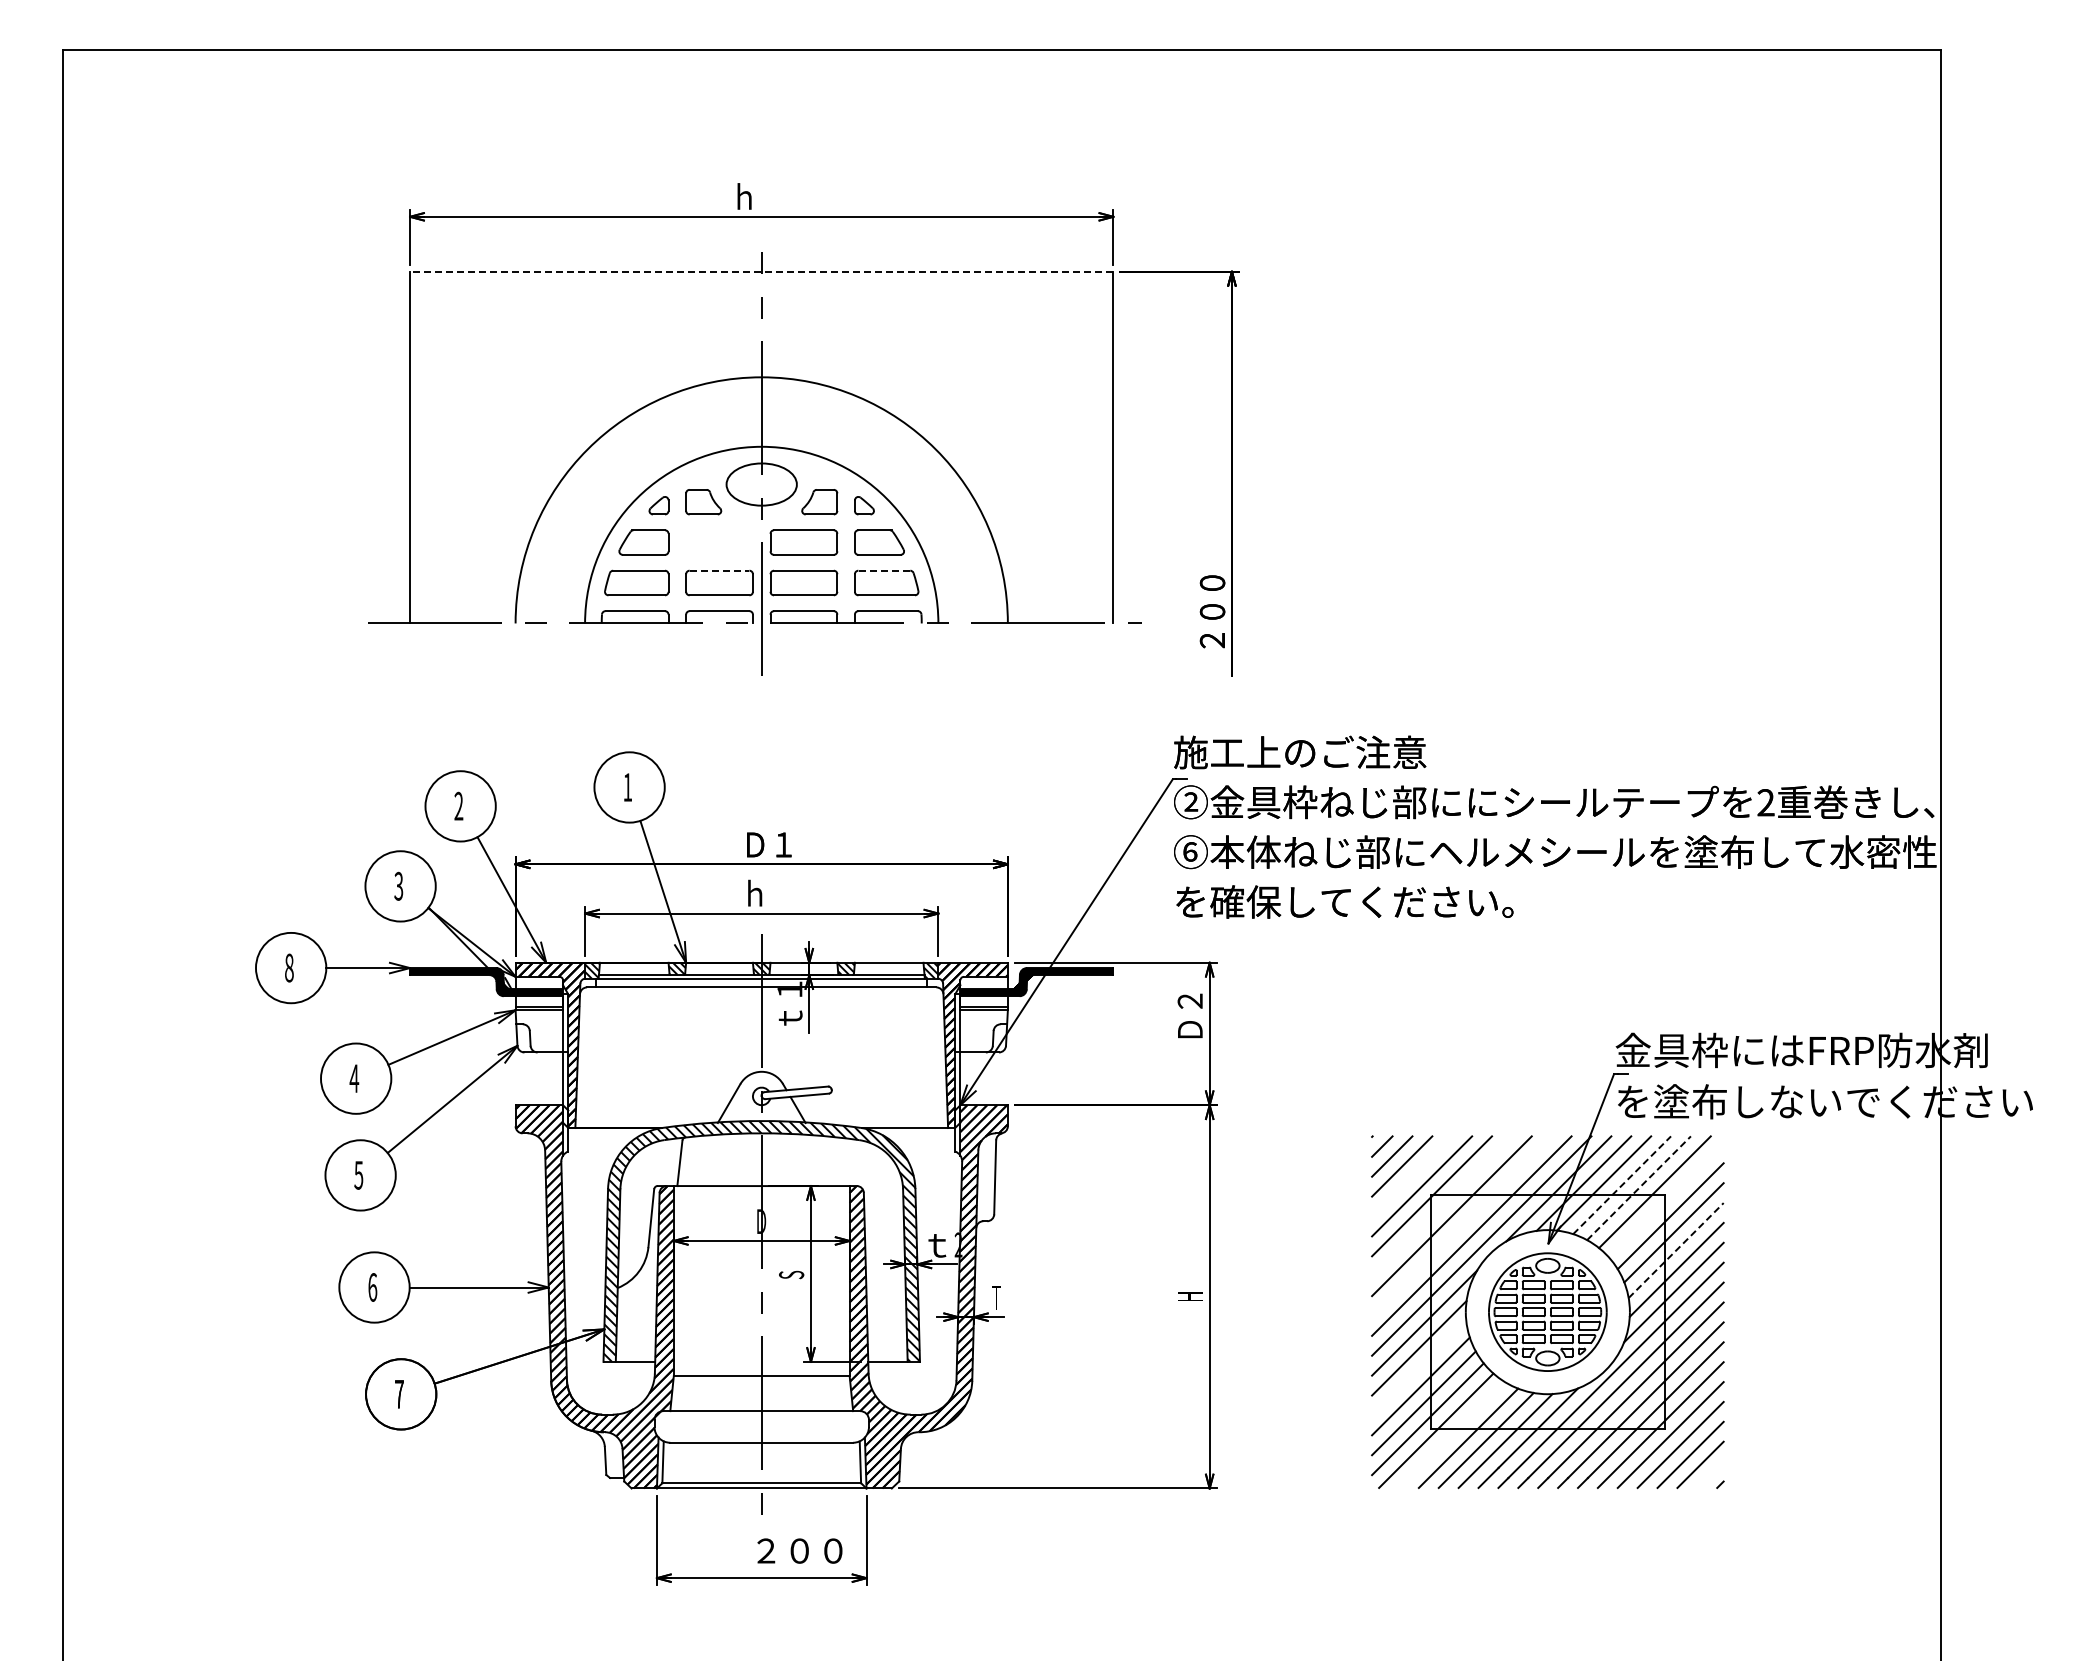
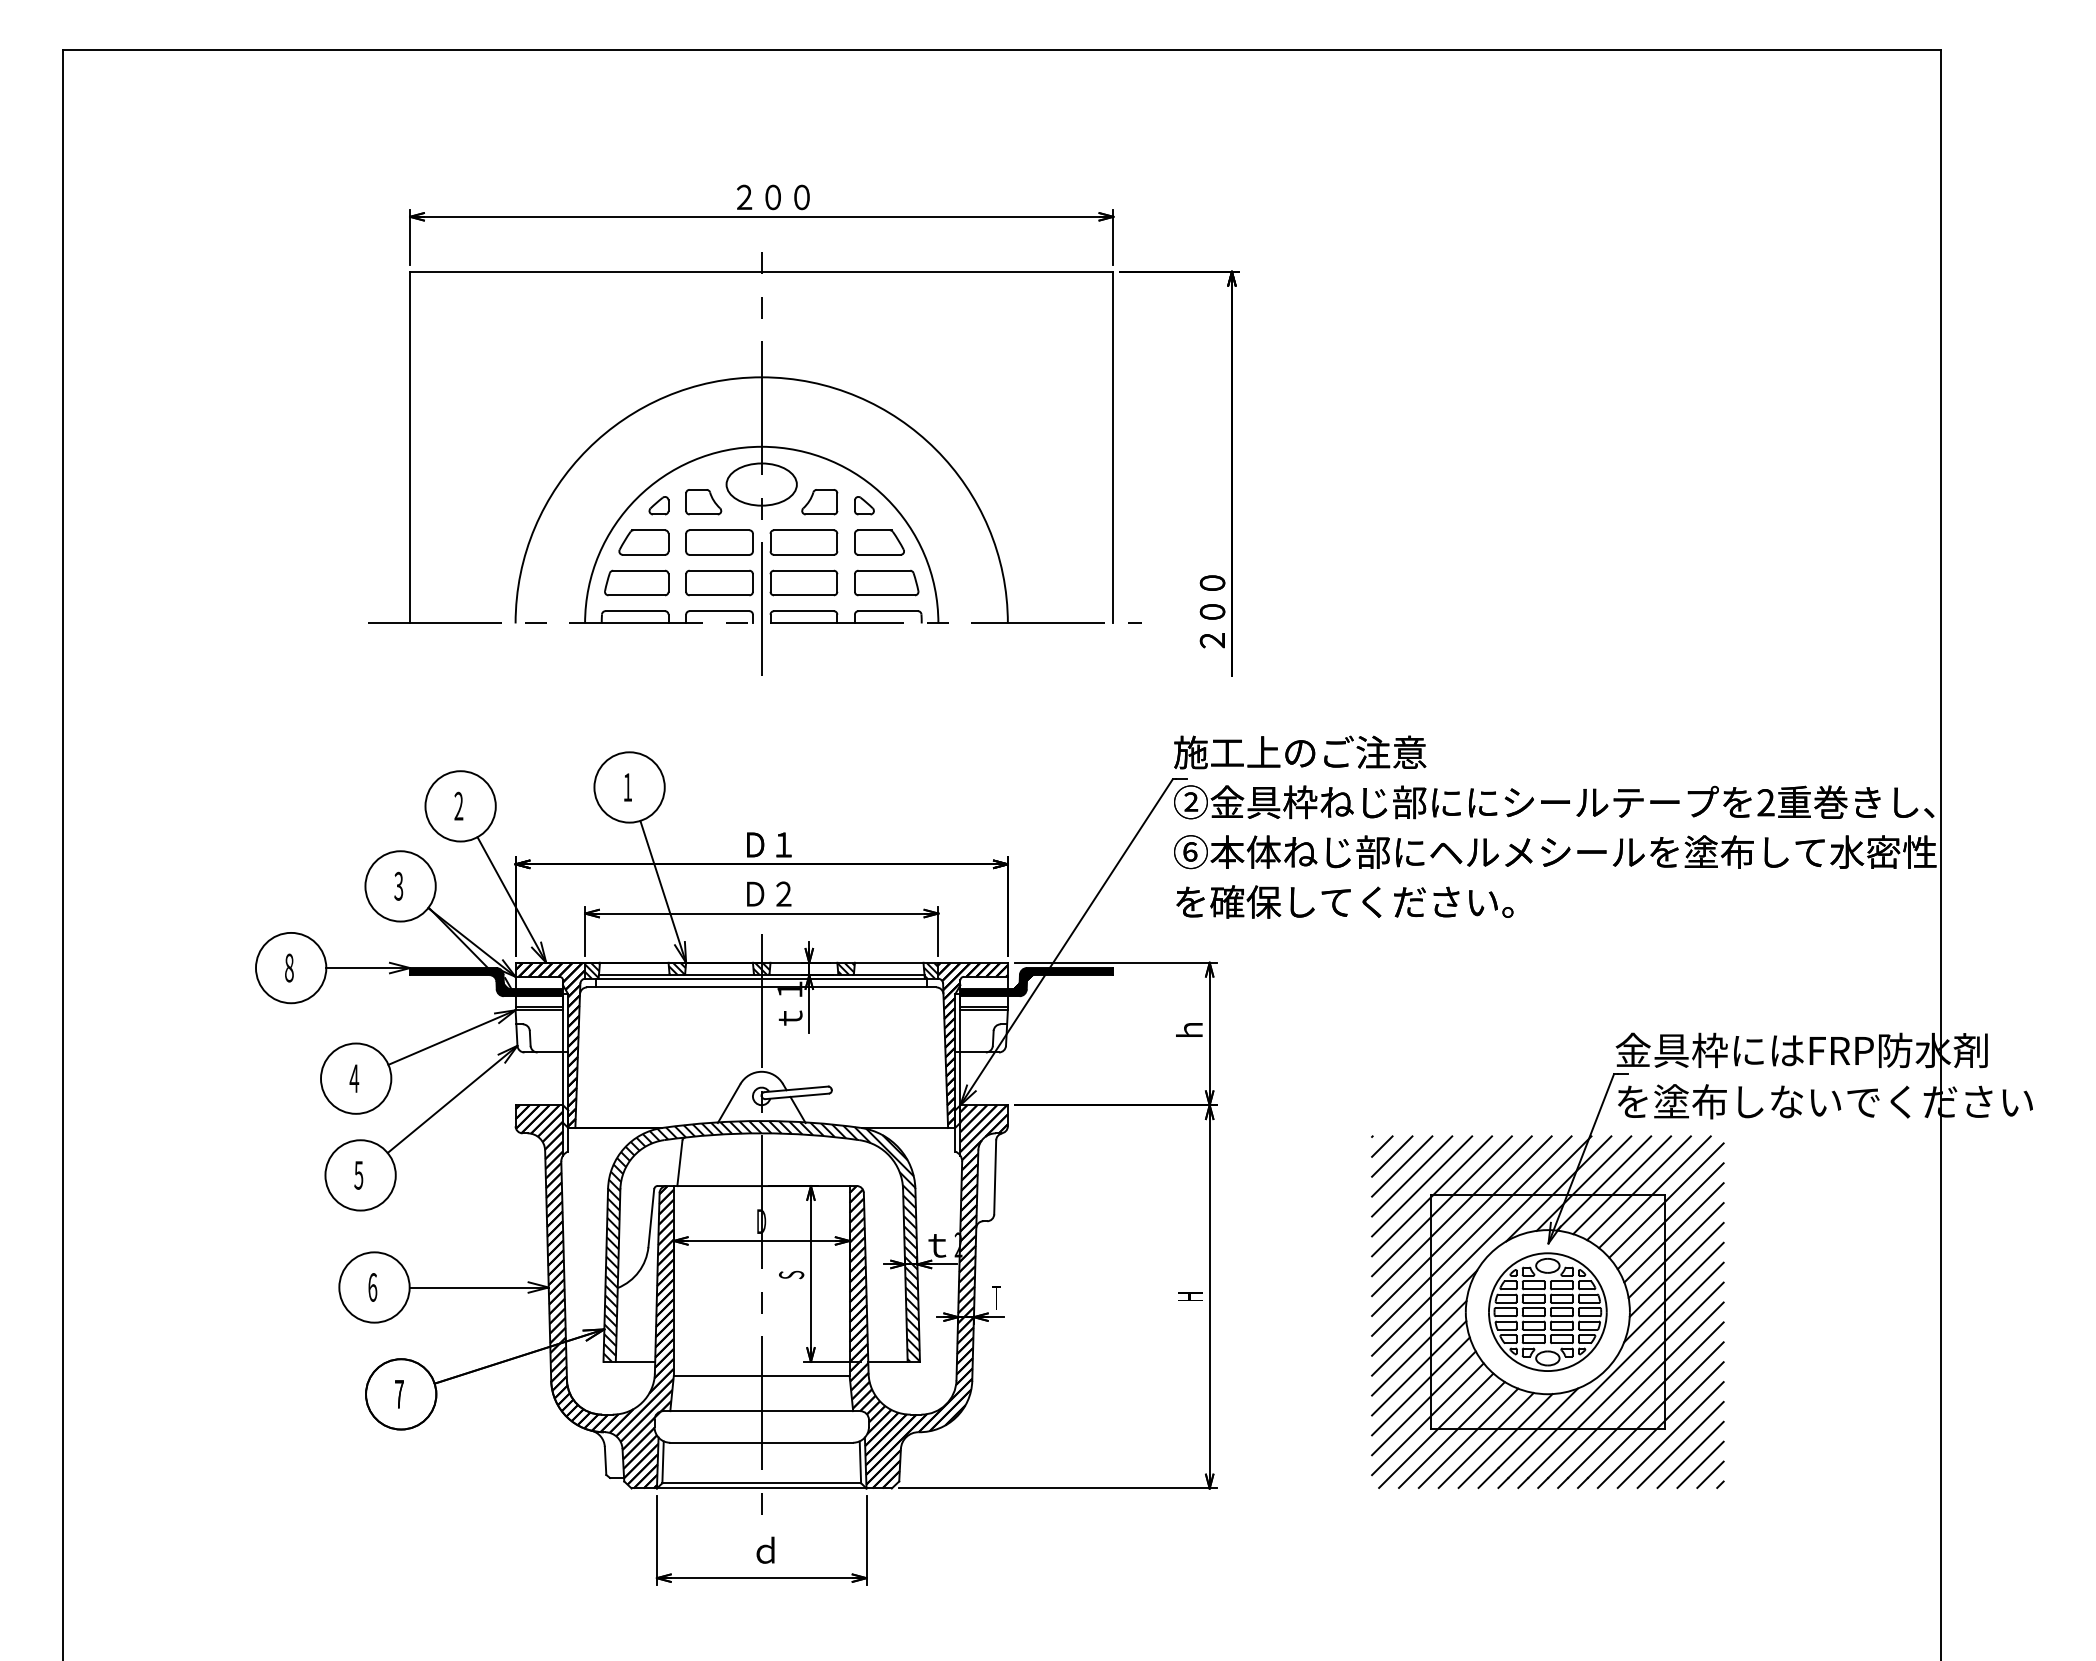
text: ｈ -> ２００ (773, 196)
line: dashed -> solid (761, 271)
part: none -> present (719, 542)
line: dashed -> solid (719, 570)
line: dashed -> solid (884, 570)
text: ｈ -> Ｄ２ (769, 892)
text: Ｄ２ -> ｈ (1189, 1015)
line: none -> present (1412, 1176)
line: dashed -> solid (1622, 1184)
line: dashed -> solid (1639, 1187)
line: none -> present (1666, 1200)
line: none -> present (1441, 1206)
line: none -> present (1461, 1225)
line: dashed -> solid (1676, 1250)
line: none -> present (1419, 1368)
line: none -> present (1451, 1434)
line: none -> present (1710, 1474)
text: ２００ -> ｄ (799, 1549)
